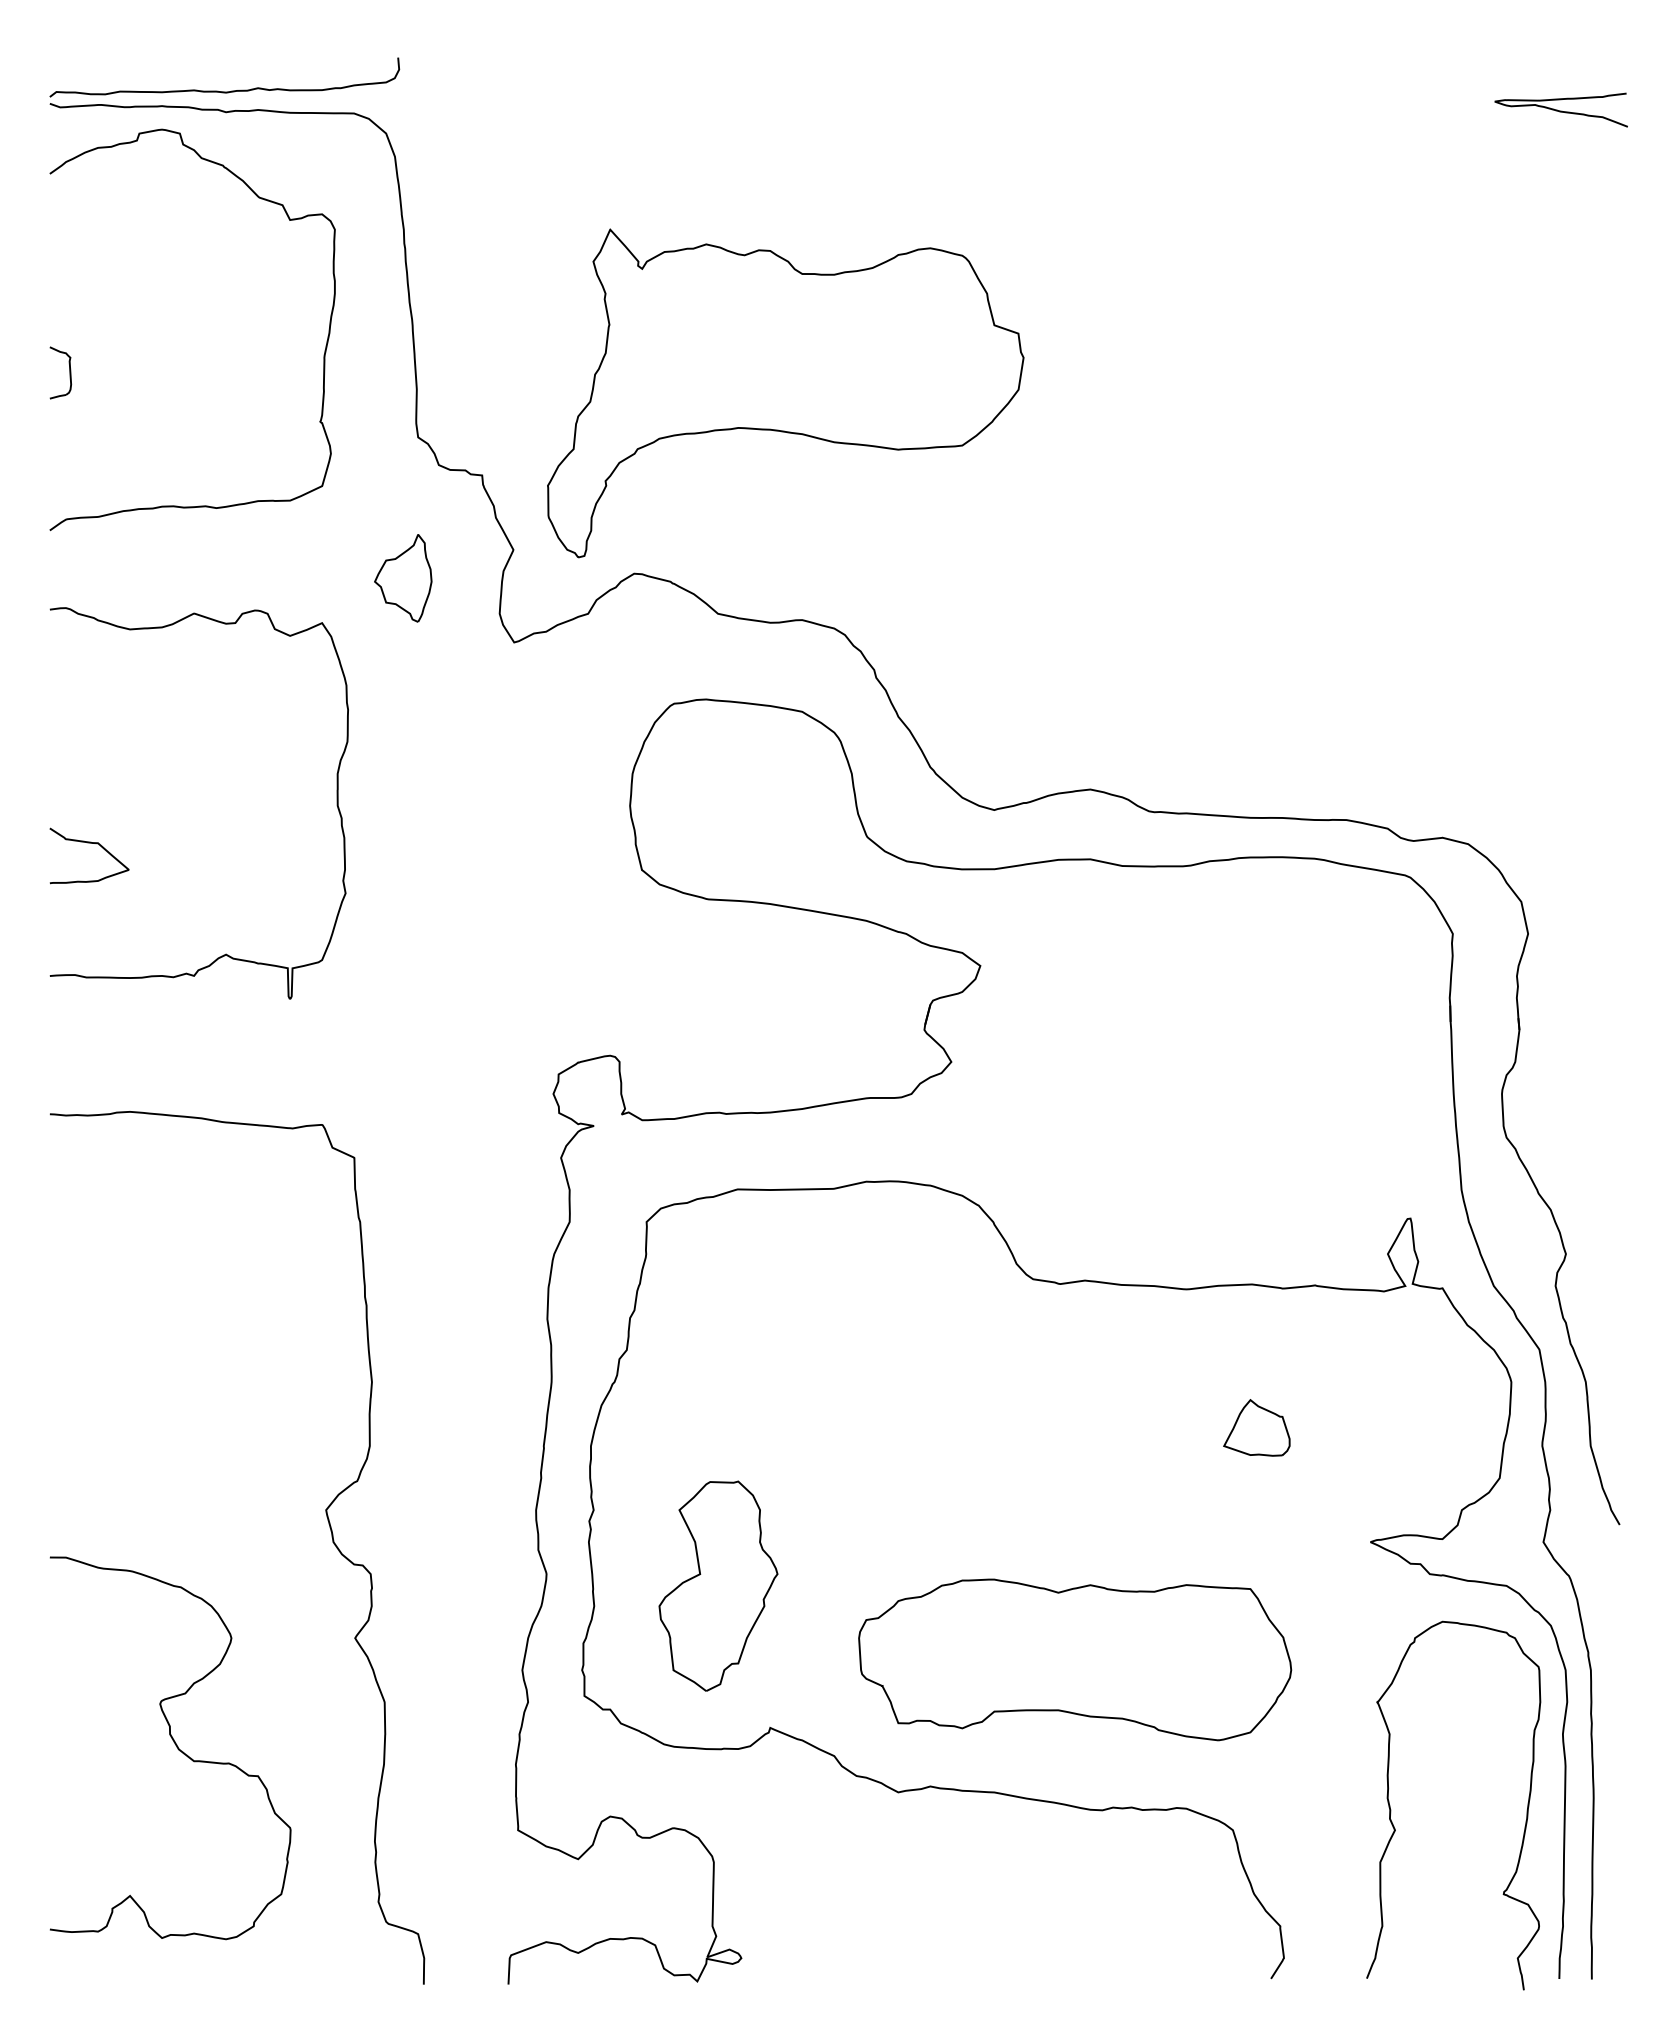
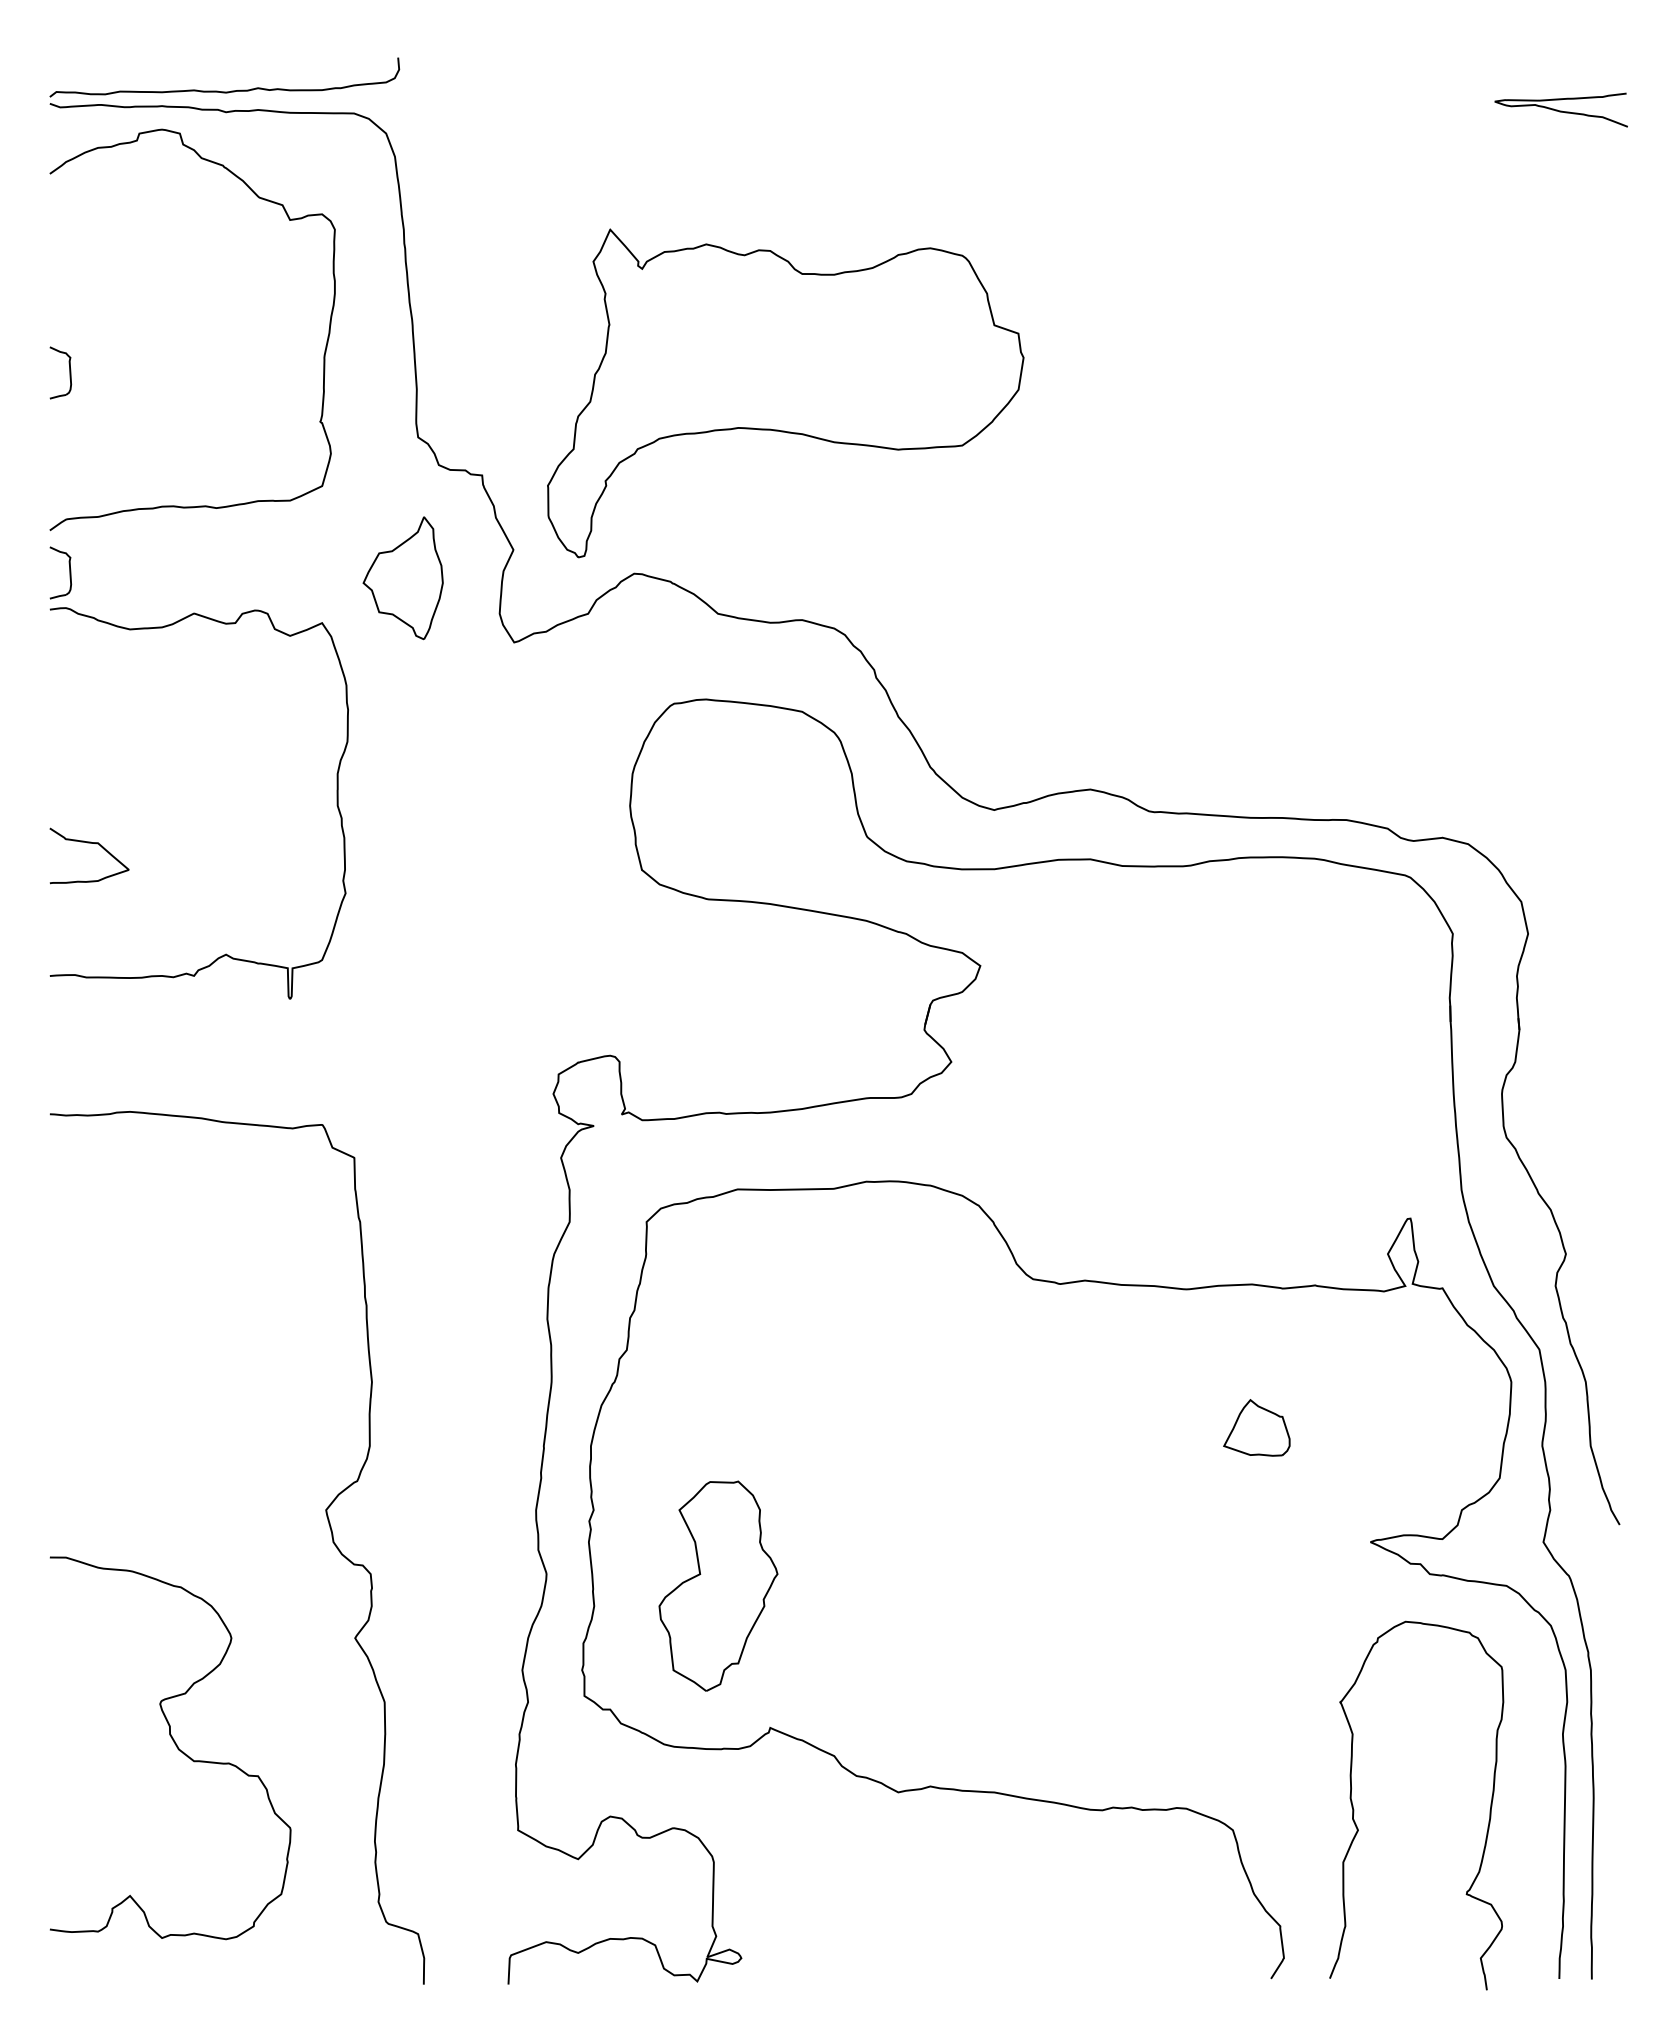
part: none -> present (69, 572)
part size: 59x89 px -> 82x125 px (402, 578)
part: present -> none (1075, 1659)
curve position: (1391, 1809) -> (1354, 1809) (1354, 1809)
